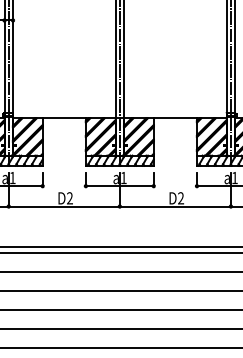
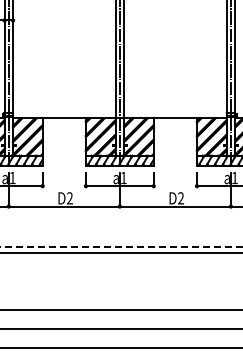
line: solid -> dashed (121, 247)
line: present -> none (120, 271)
line: present -> none (120, 290)
